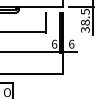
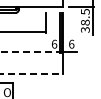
line: solid -> dashed (29, 51)
line: solid -> dashed (32, 73)
